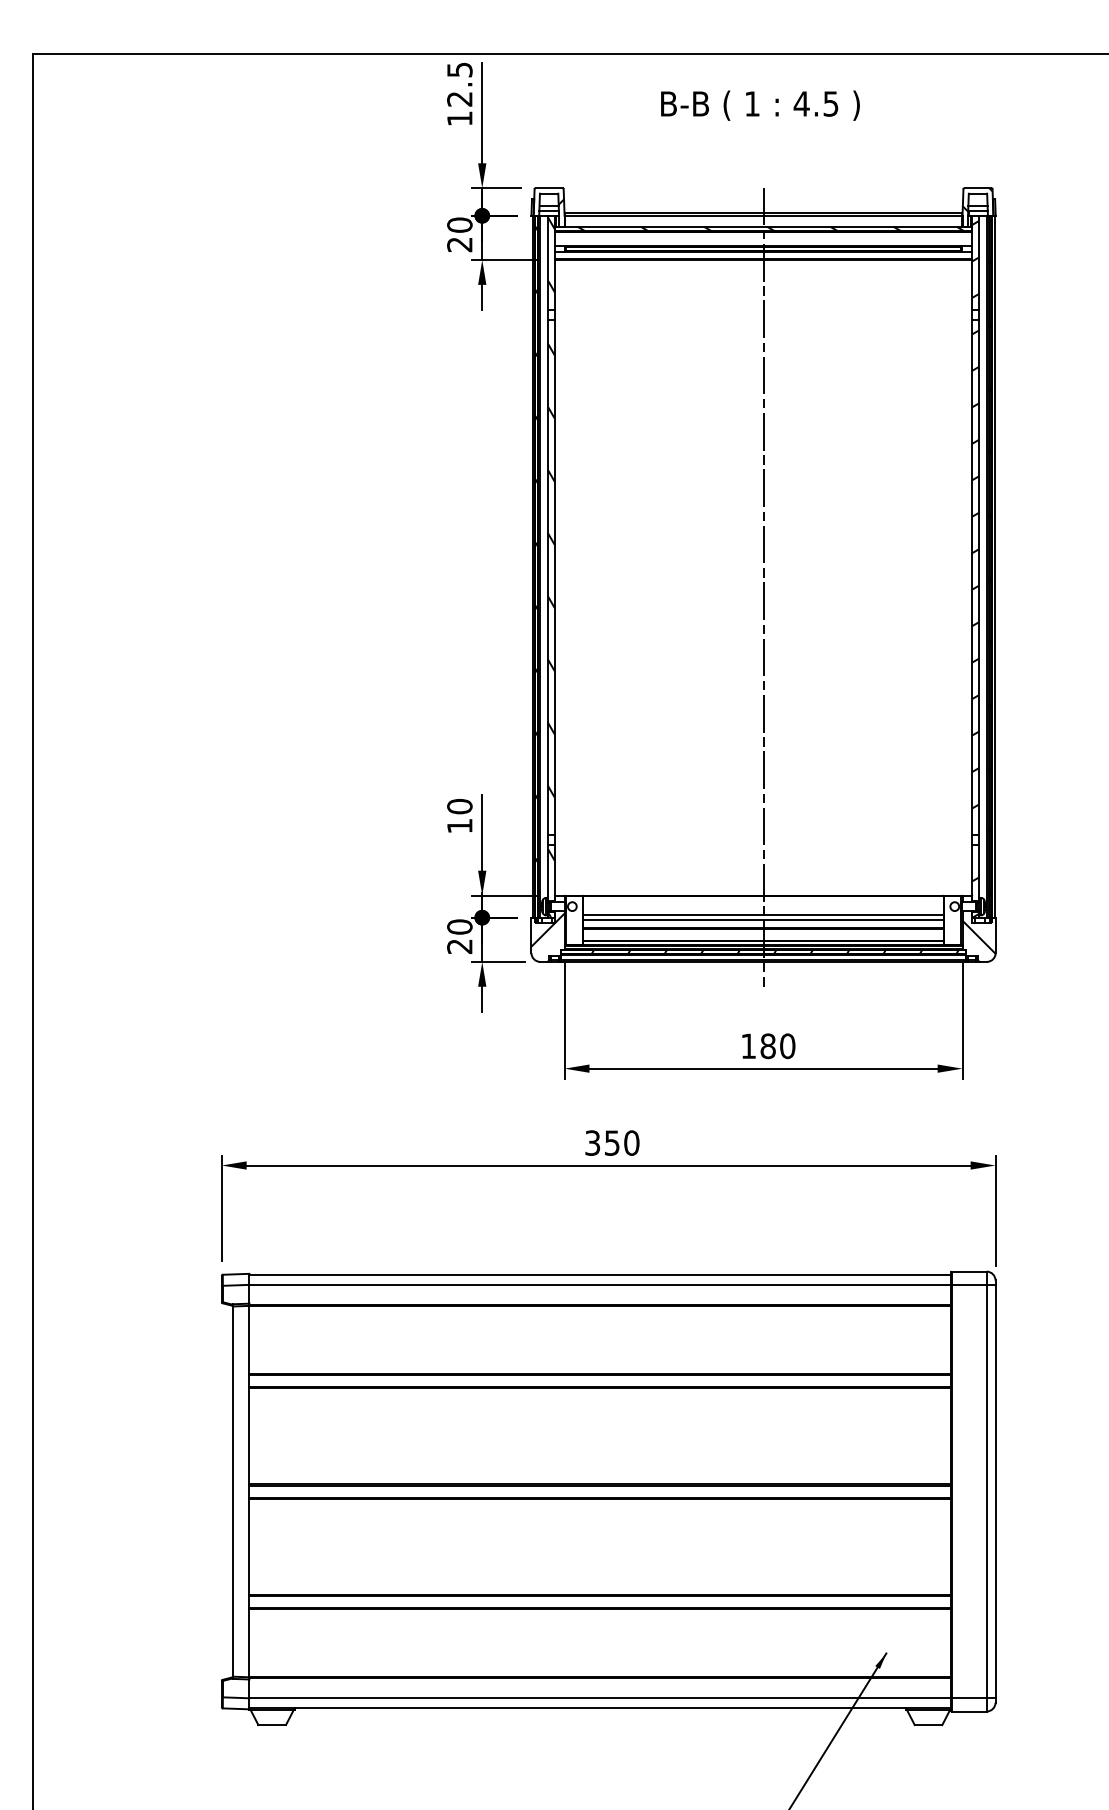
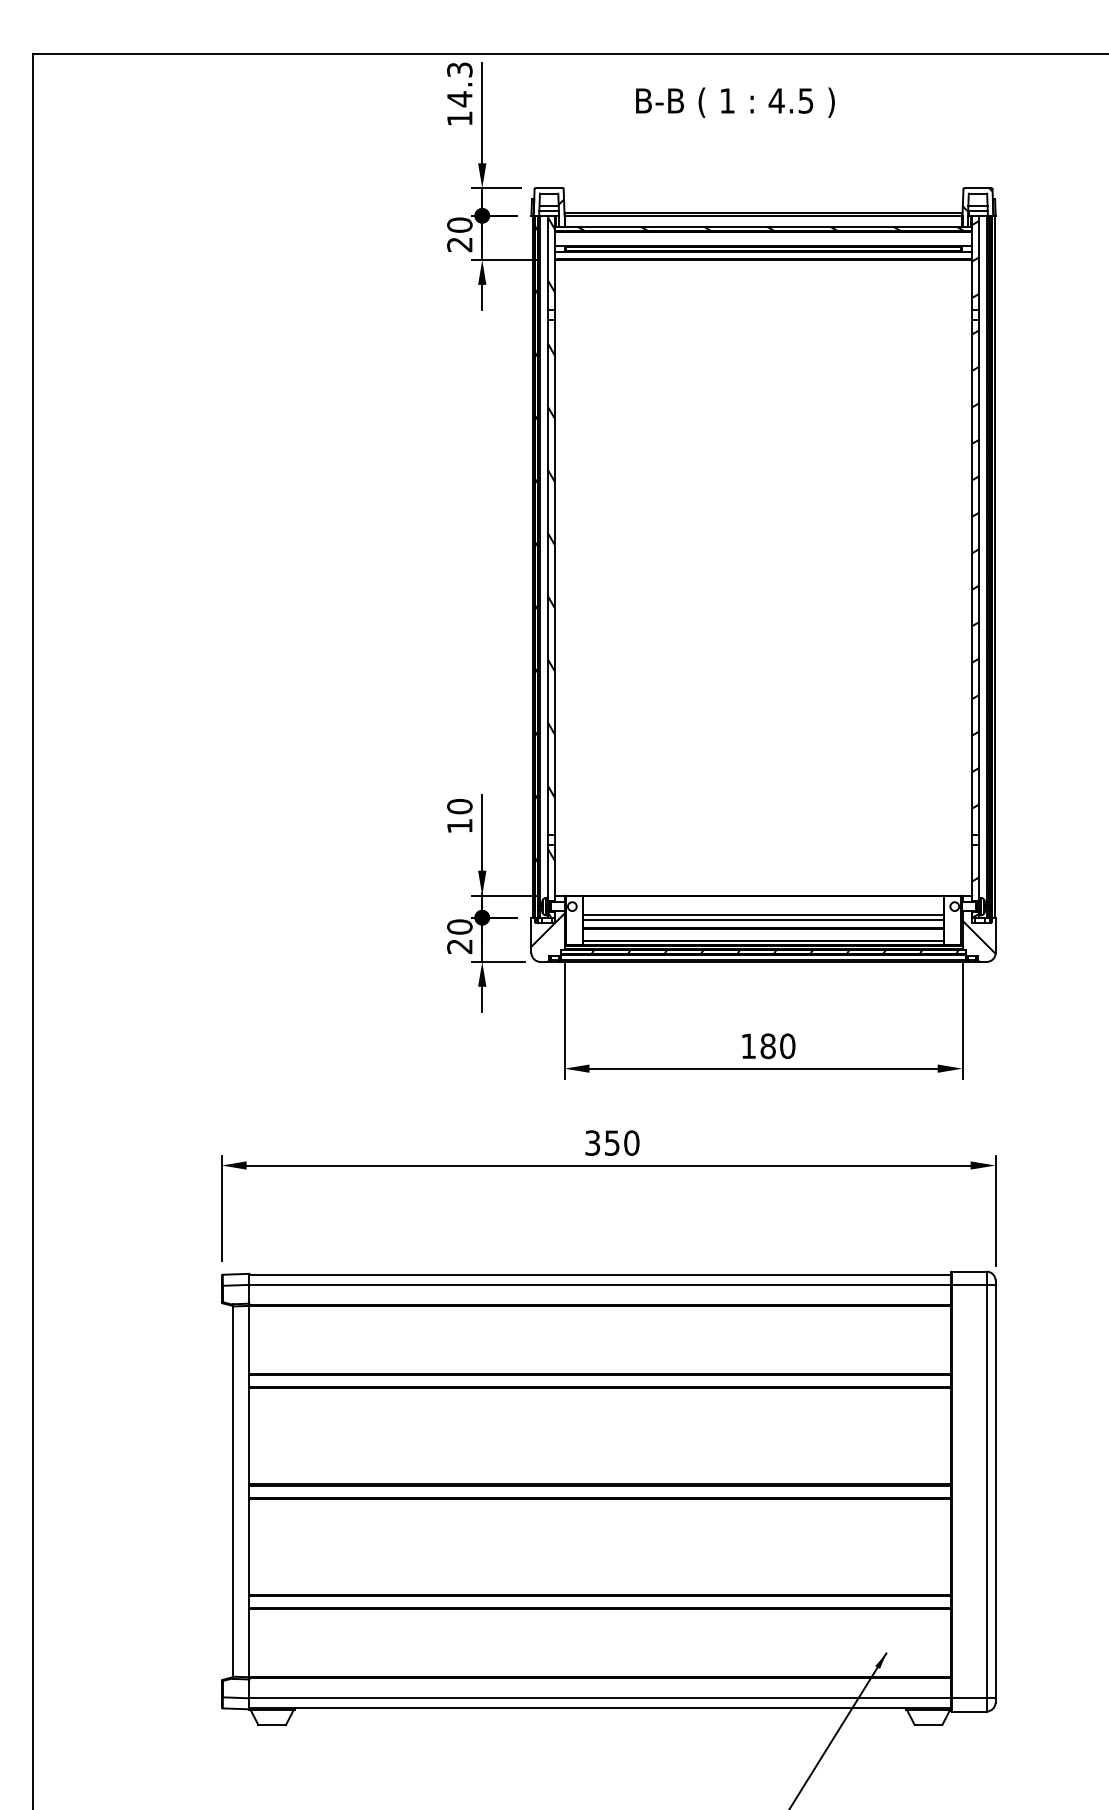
text: 12.5 -> 14.3 (459, 84)
text position: (760, 105) -> (735, 102) (735, 102)
line: present -> none (763, 586)
